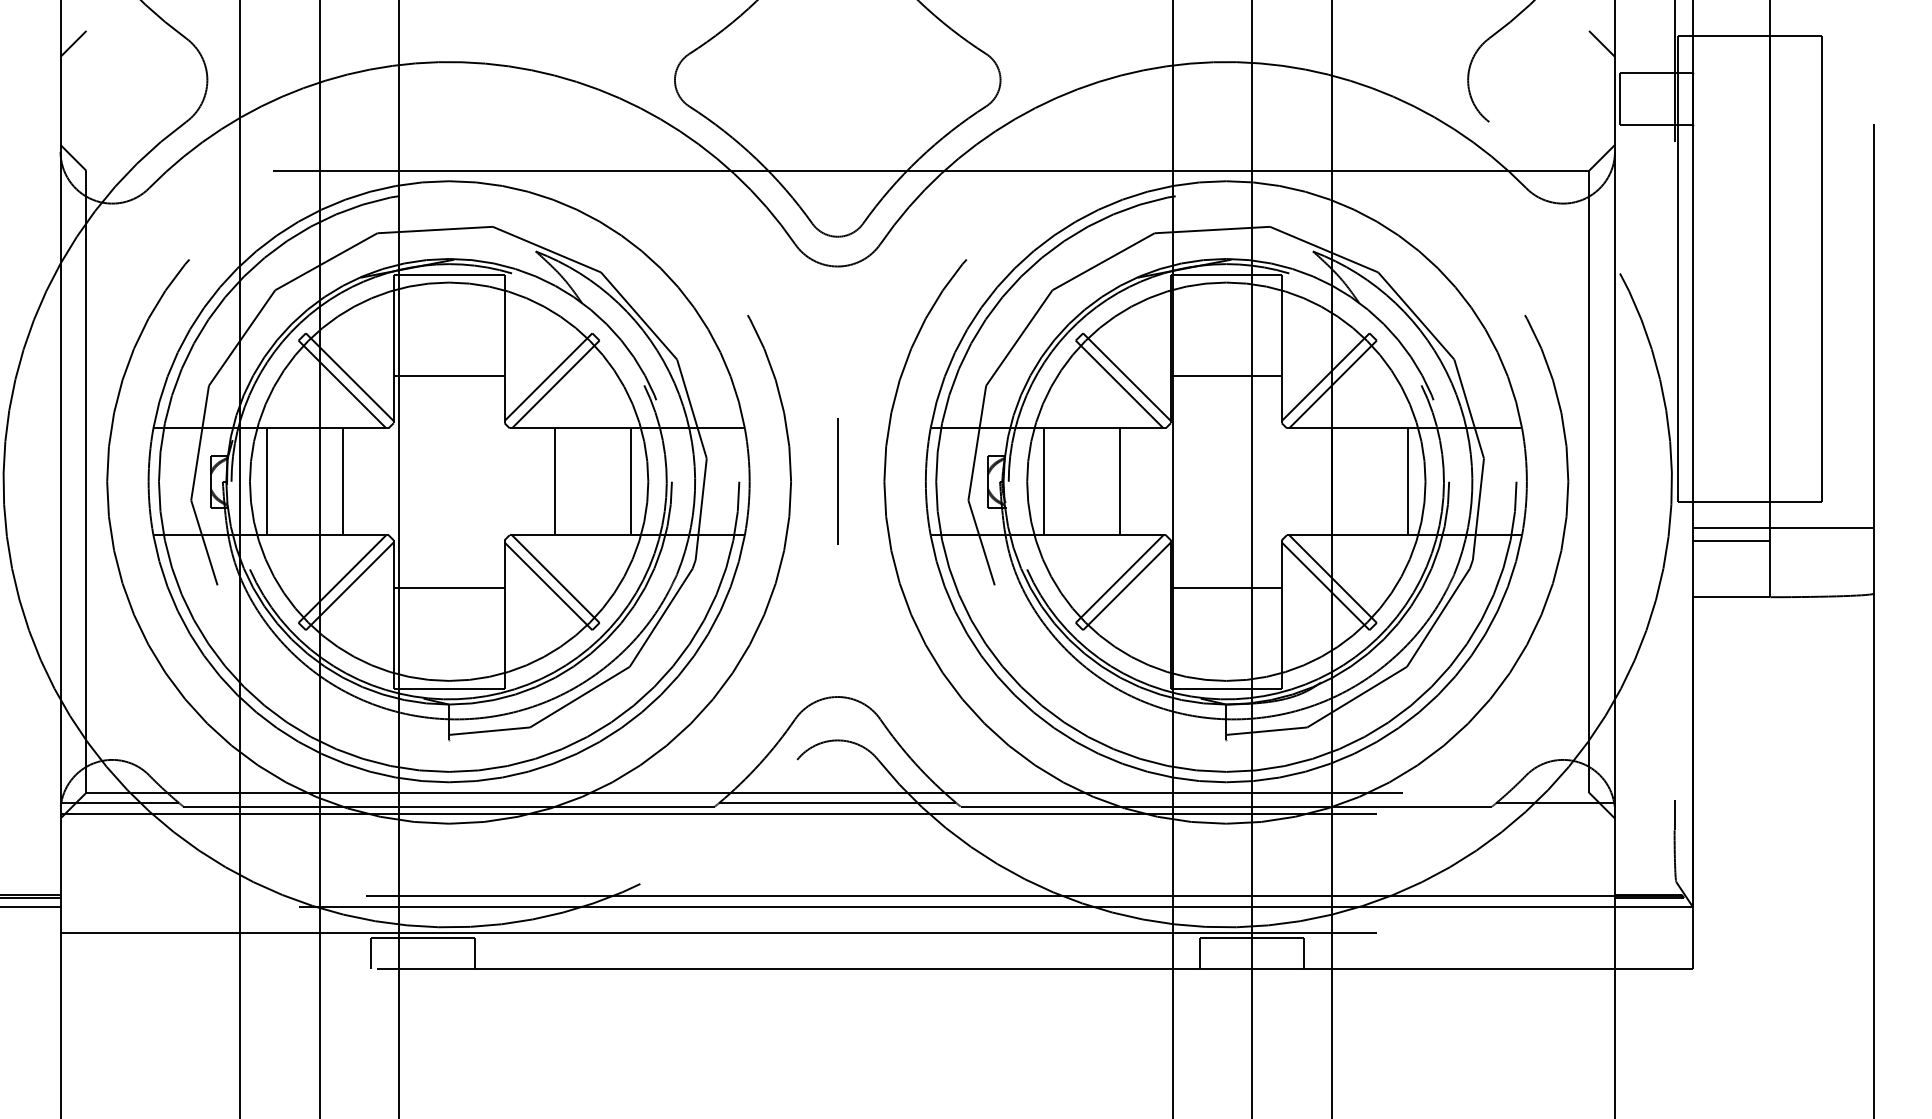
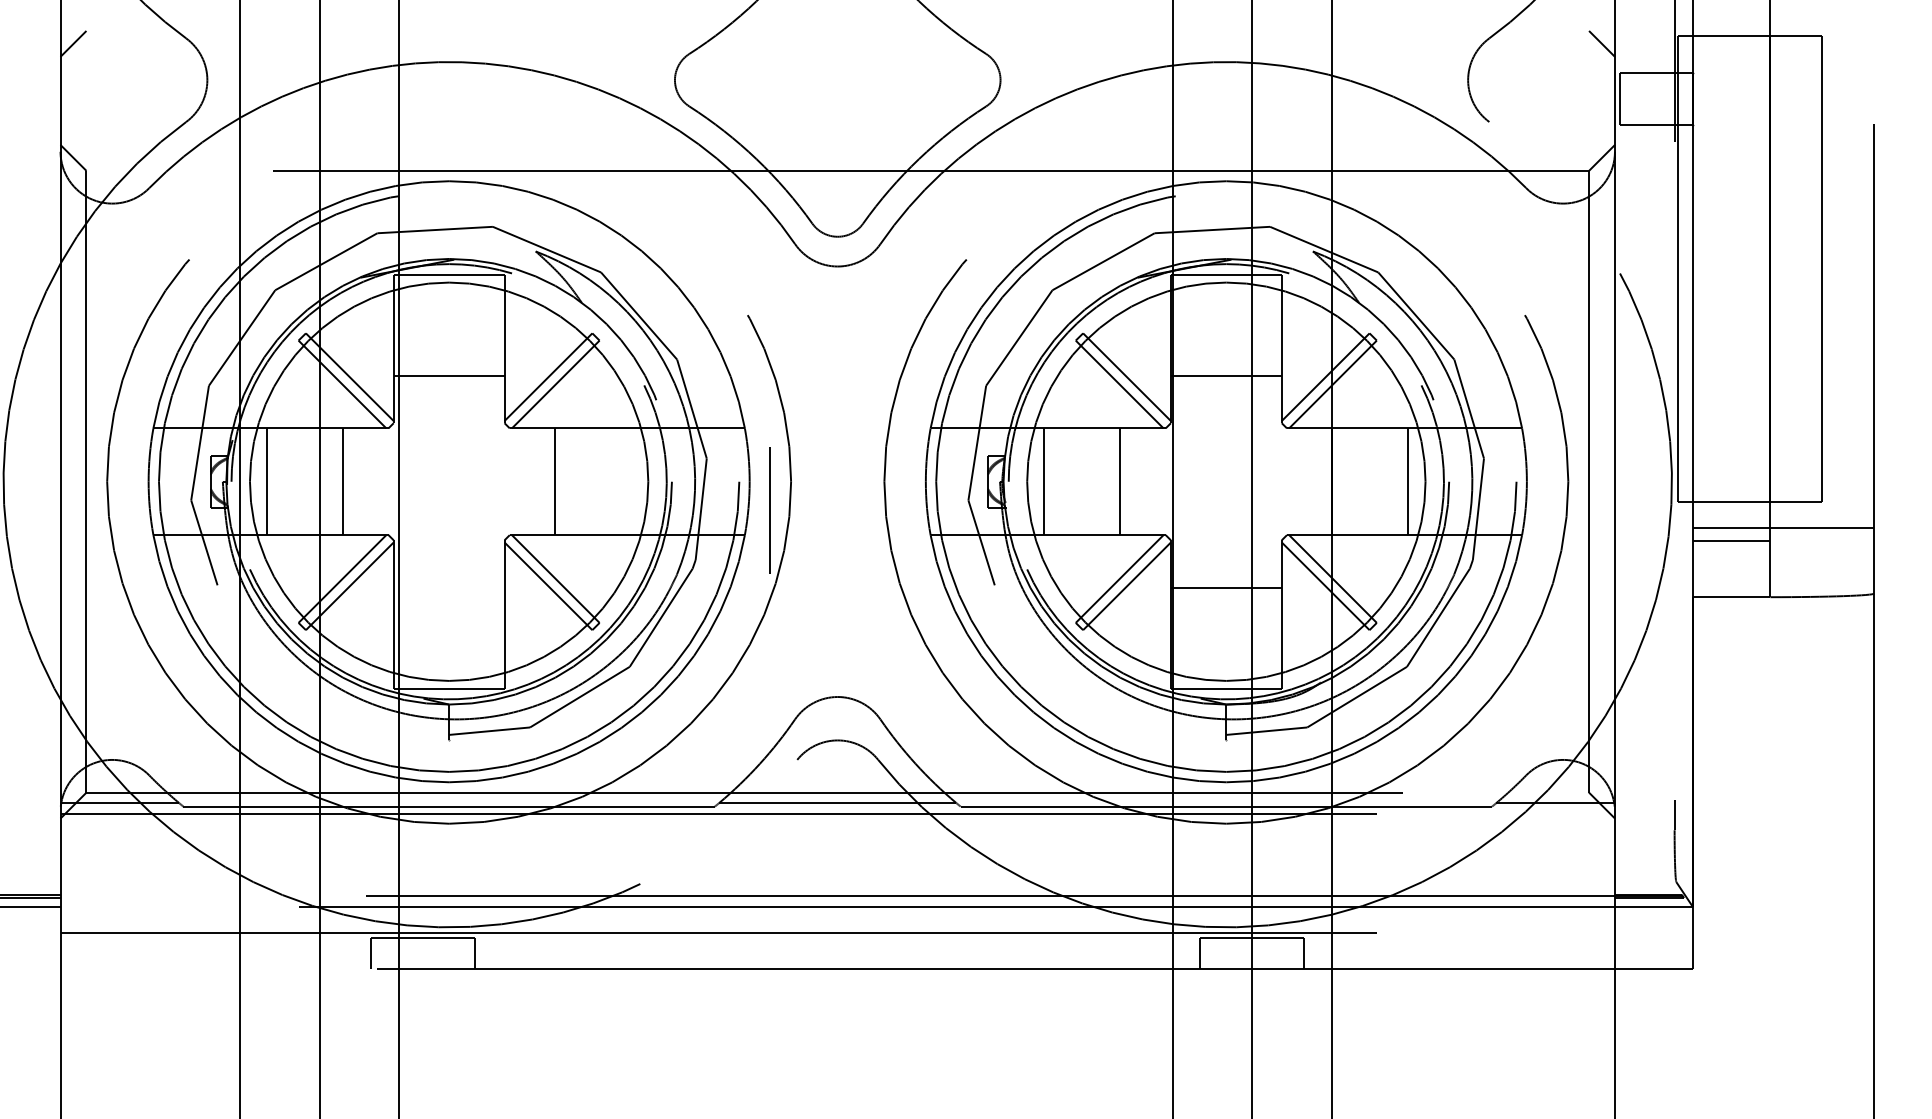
line: present -> none (631, 481)
line position: (837, 481) -> (769, 510) (769, 510)
line: present -> none (448, 587)
